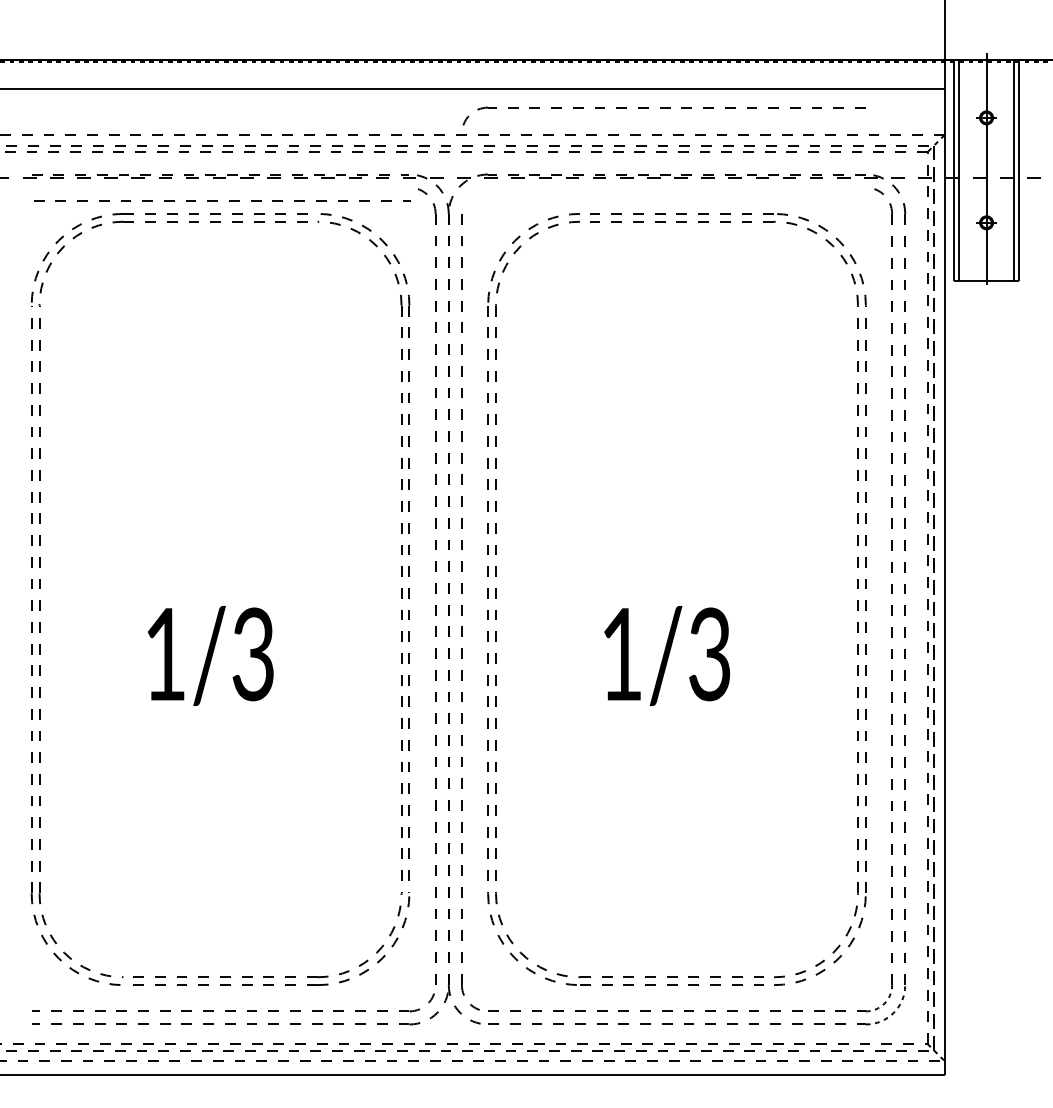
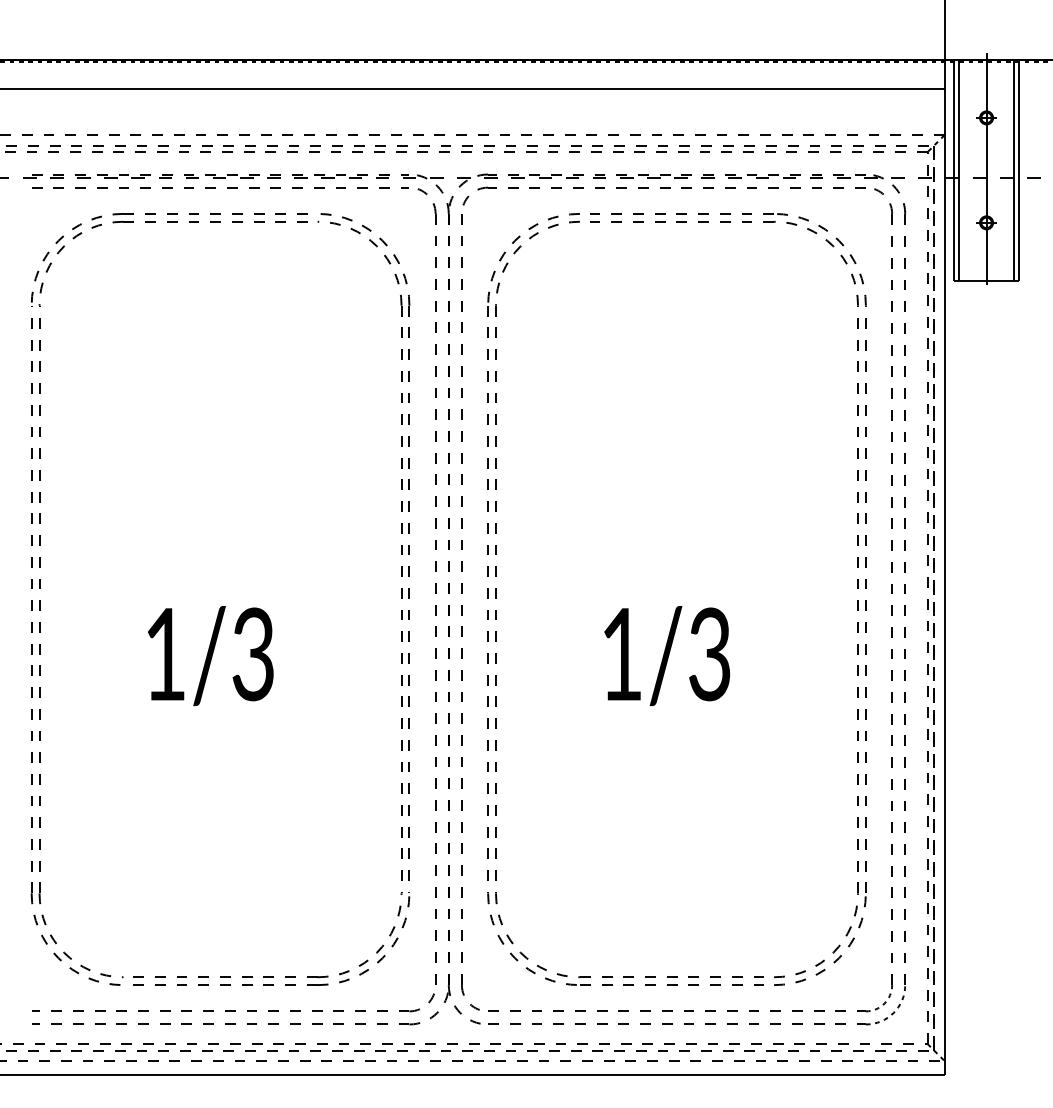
part position: (663, 108) -> (663, 188) (663, 188)
part position: (222, 200) -> (220, 187) (220, 187)
